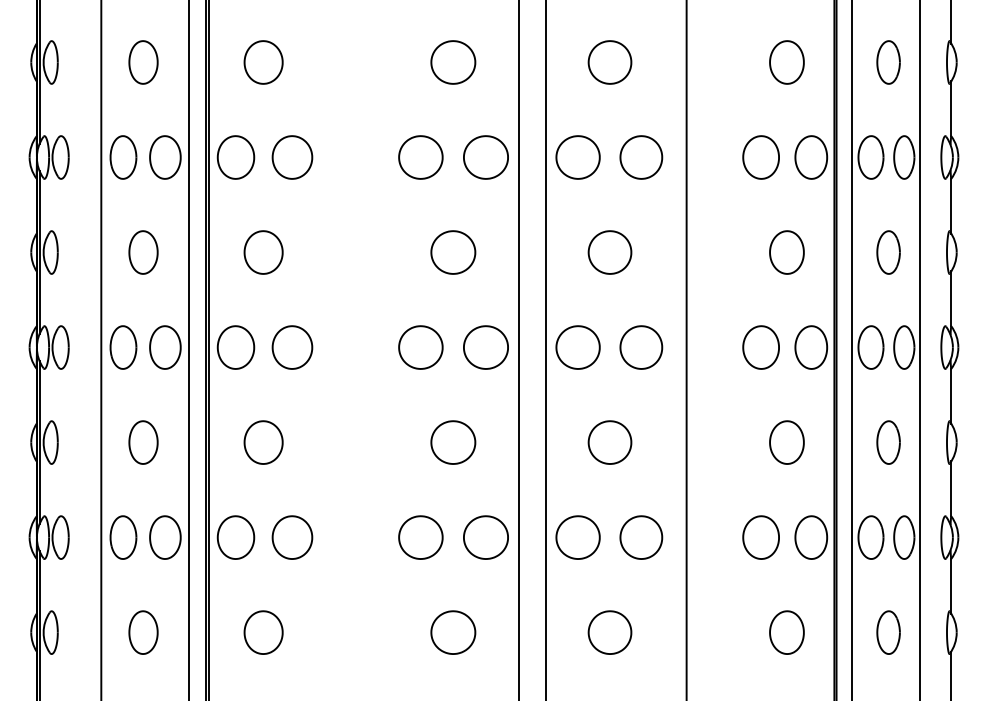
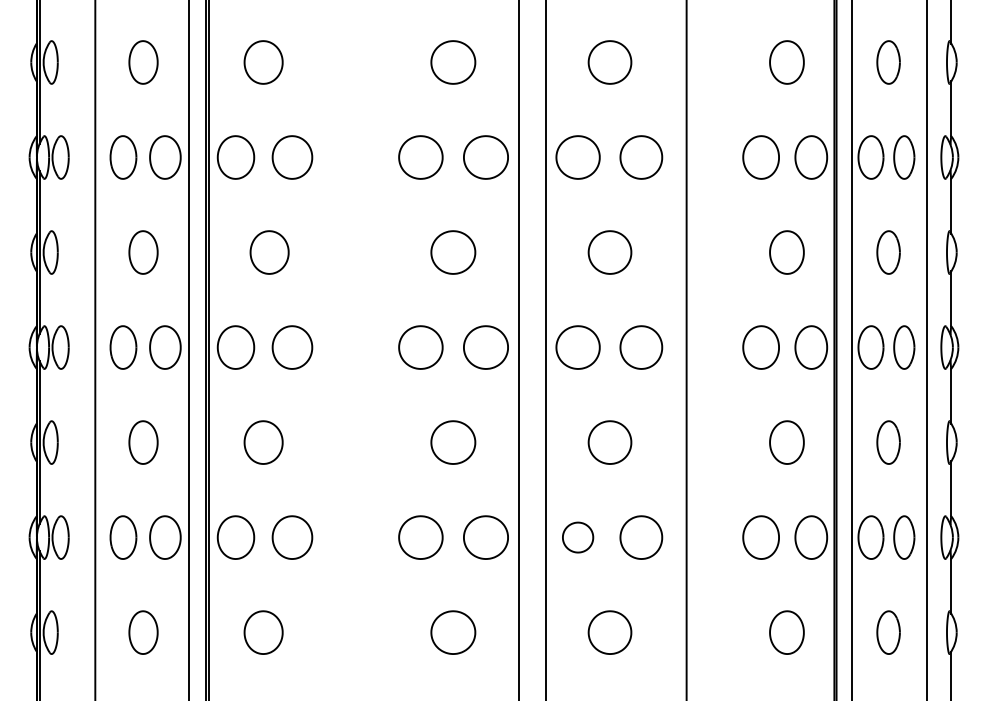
part position: (263, 252) -> (269, 252) (269, 252)
line position: (101, 349) -> (95, 349) (95, 349)
line position: (919, 349) -> (926, 349) (926, 349)
part size: 46x45 px -> 33x33 px (578, 537)
